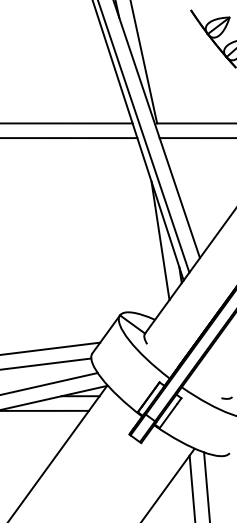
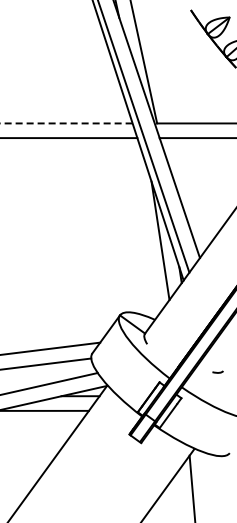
line: solid -> dashed (65, 123)
curve position: (225, 397) -> (216, 371) (216, 371)
line: present -> none (206, 485)
